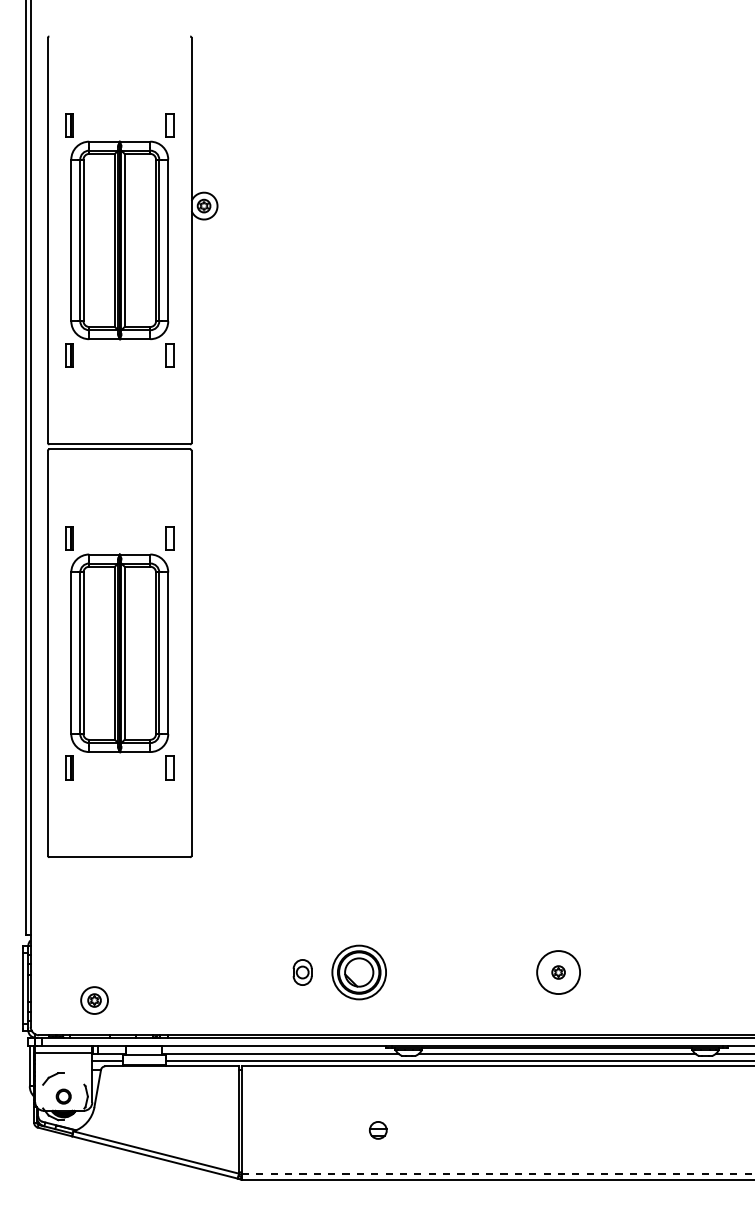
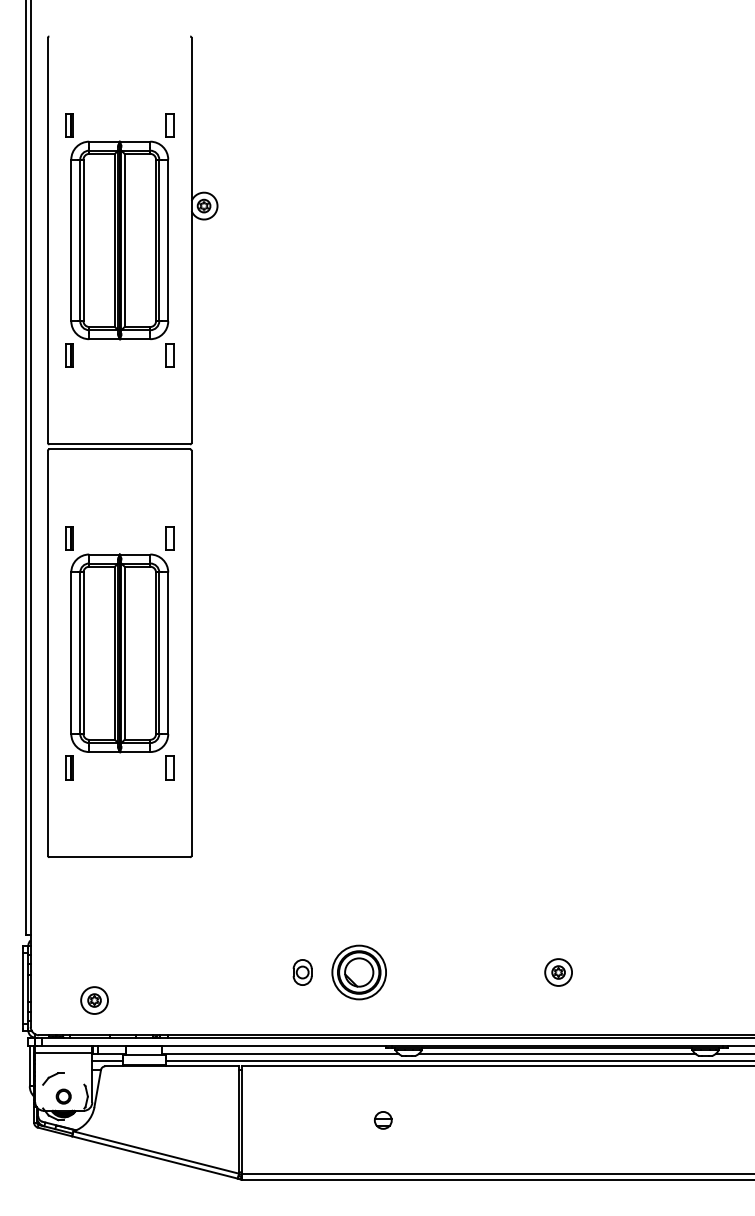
circle diameter: 43 px -> 27 px (558, 972)
part position: (378, 1130) -> (383, 1120) (383, 1120)
line: dashed -> solid (498, 1174)
